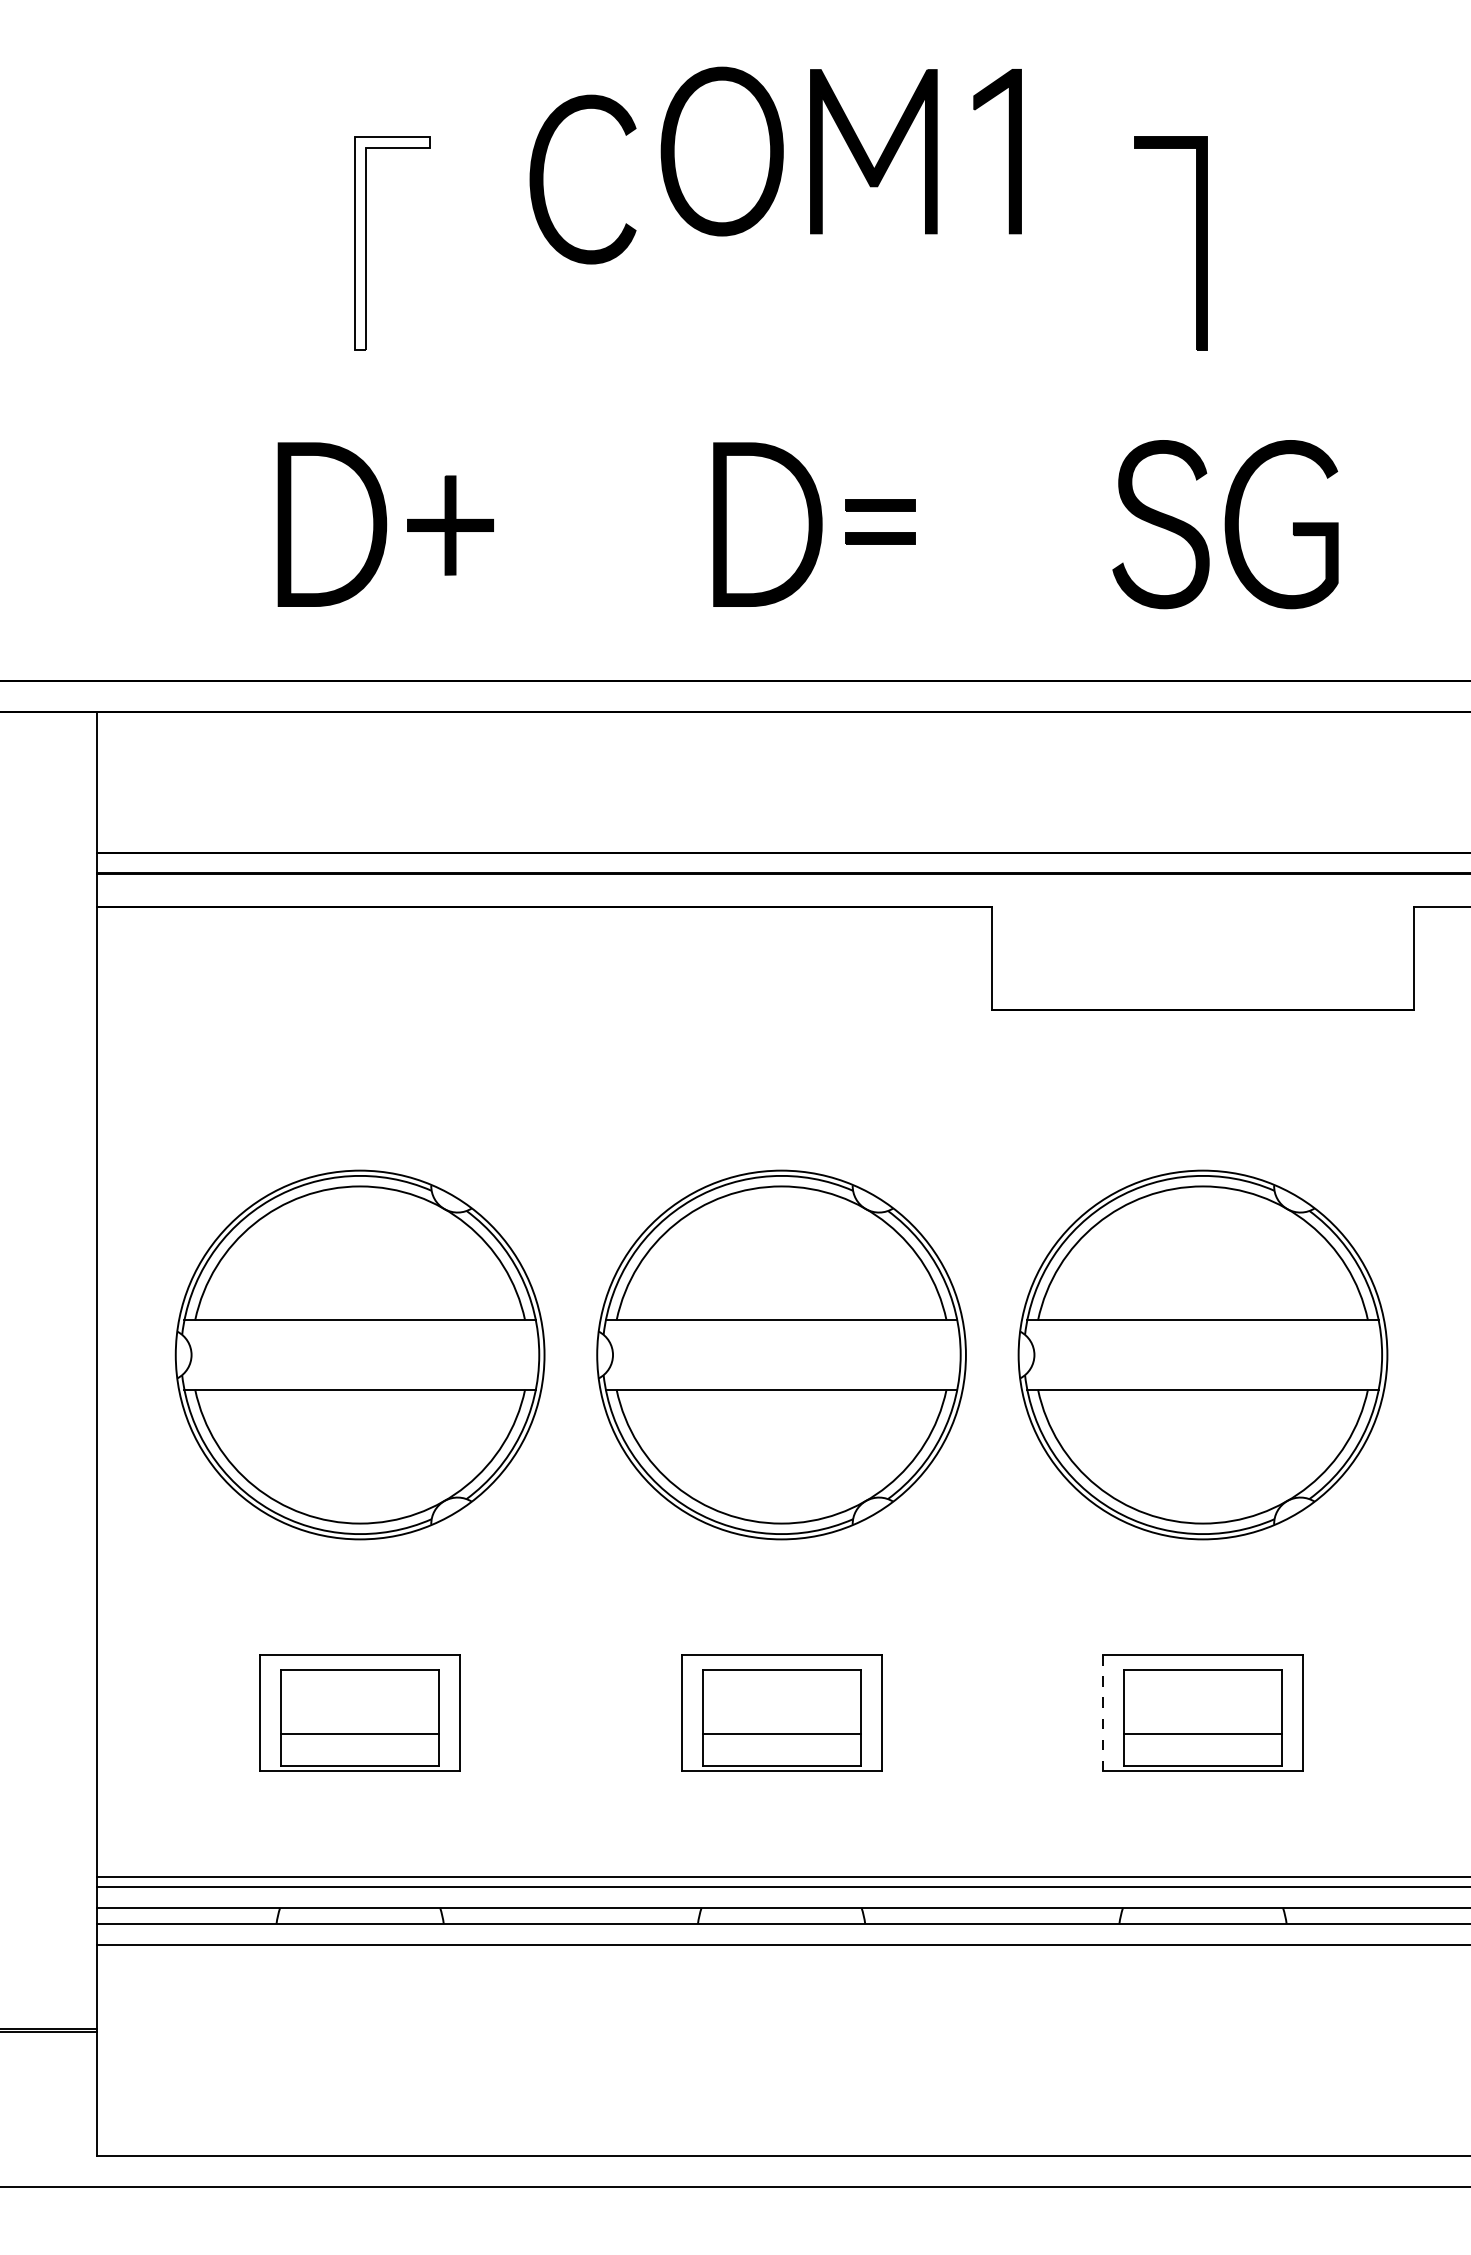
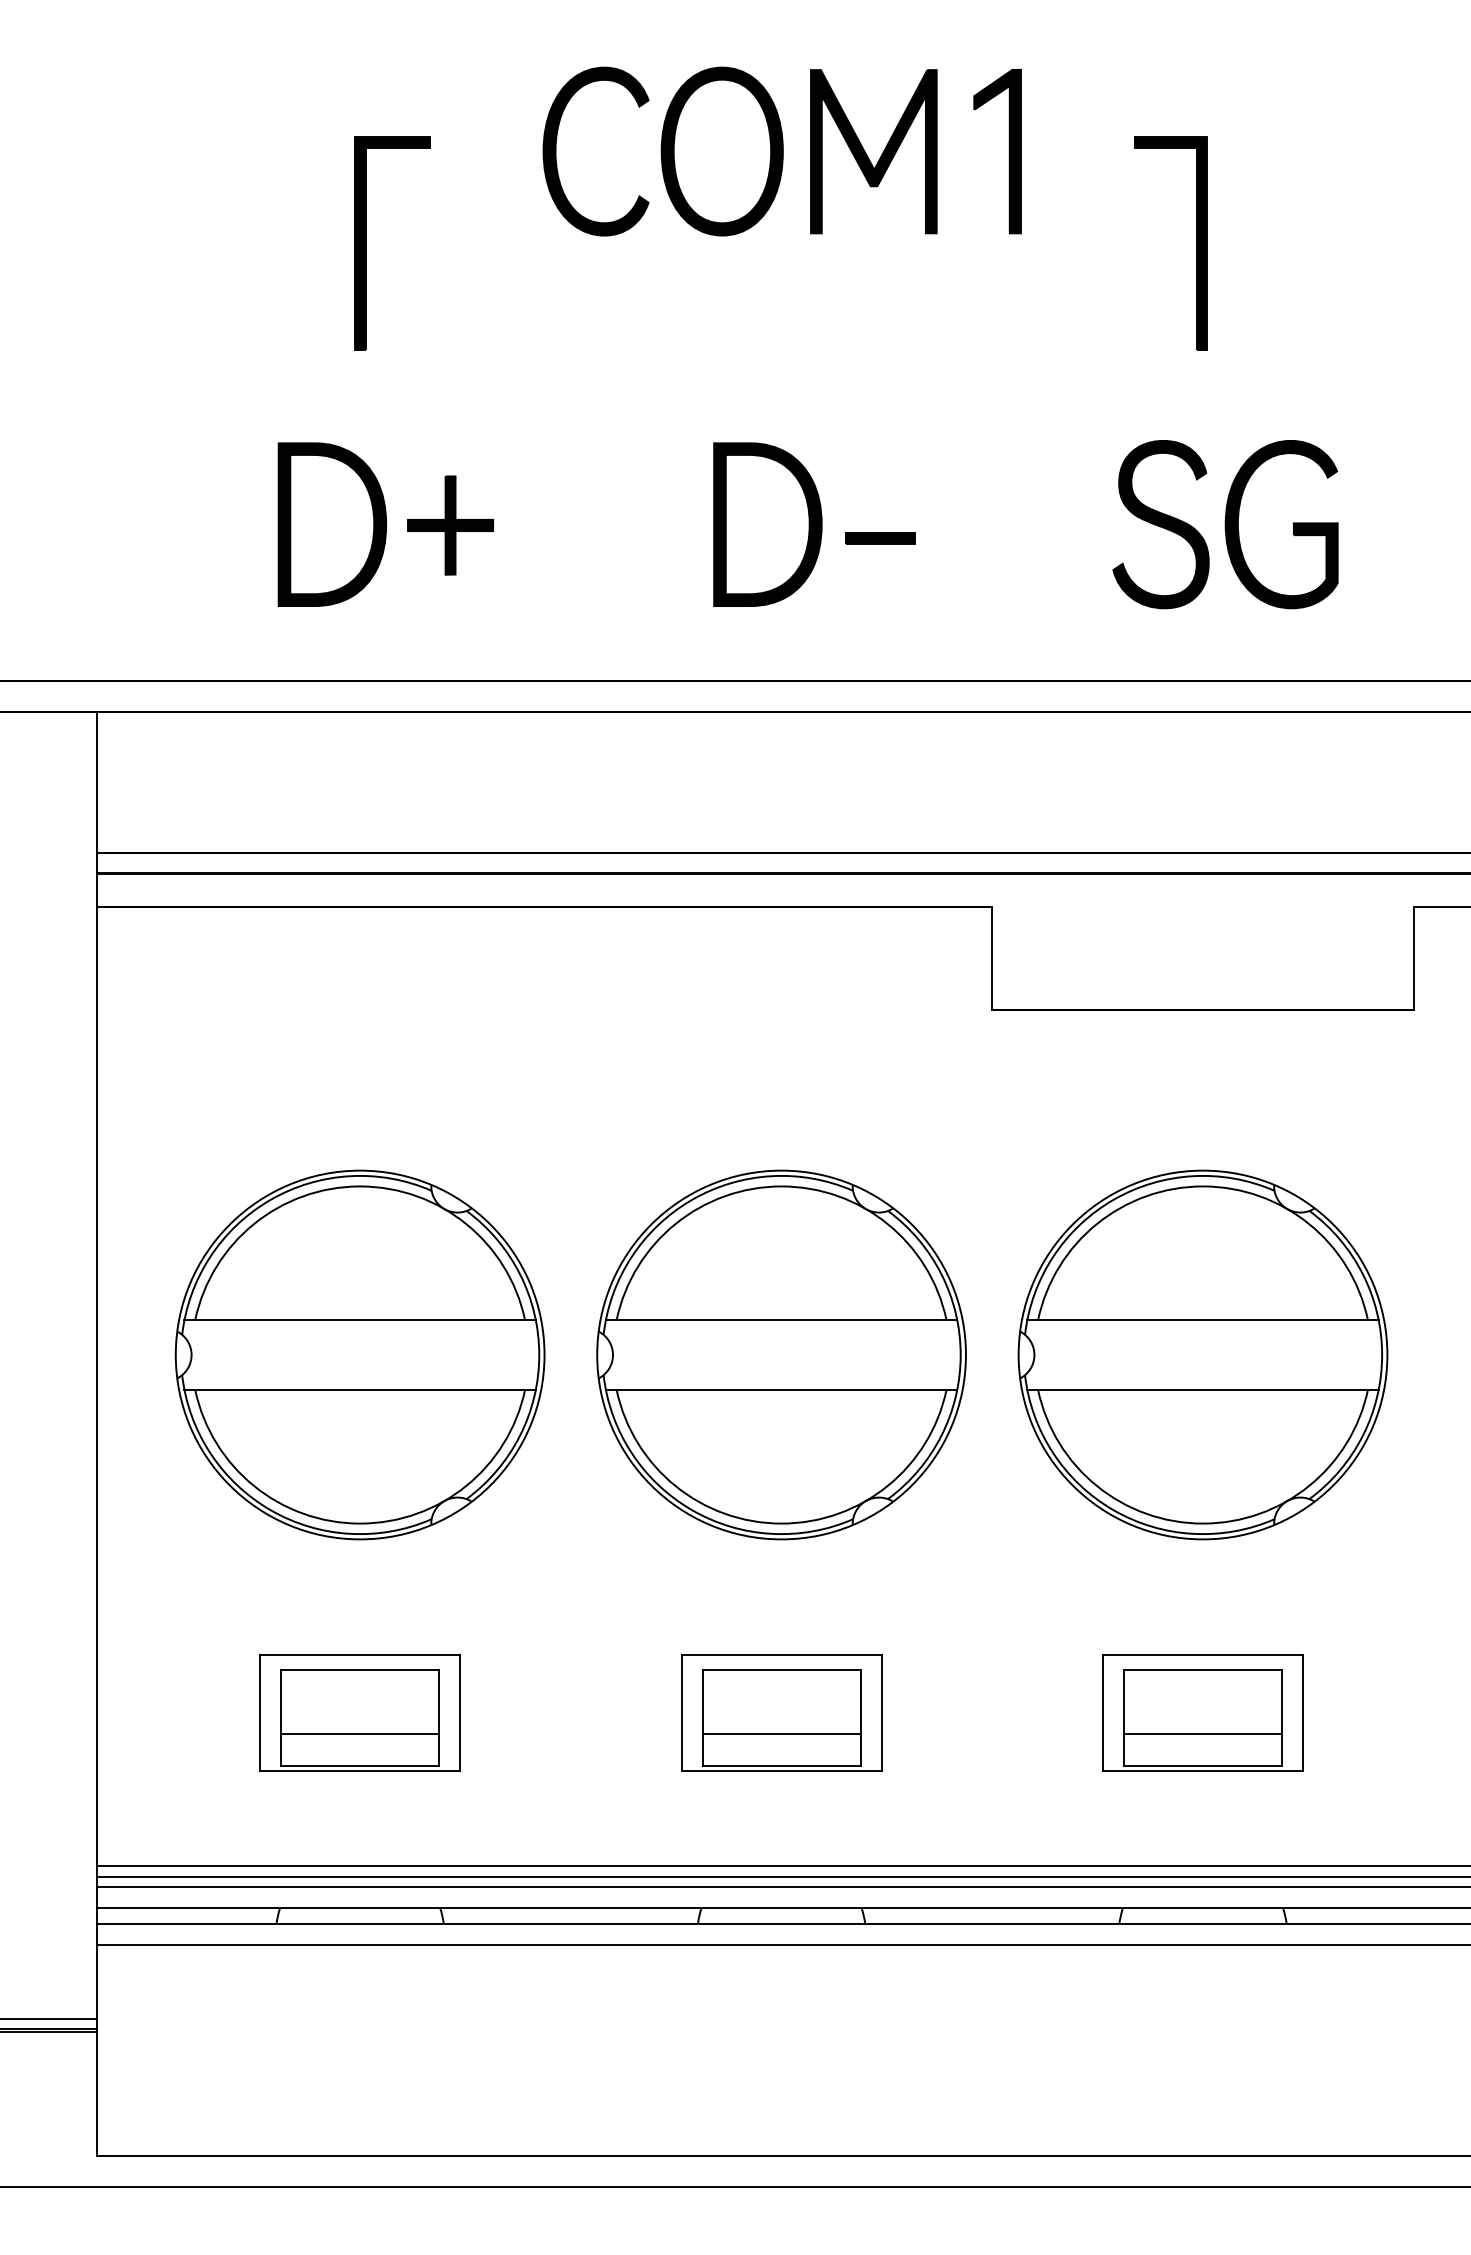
part position: (543, 179) -> (556, 151) (556, 151)
fill: none -> present (392, 243)
part: present -> none (880, 505)
line: dashed -> solid (1102, 1713)
line: none -> present (781, 1866)
line: none -> present (49, 2018)
